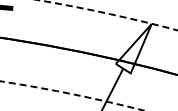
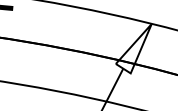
arc: dashed -> solid (108, 13)
arc: dashed -> solid (73, 94)
